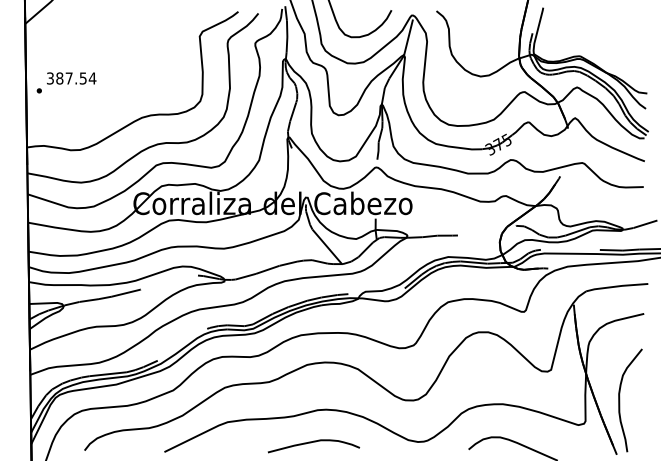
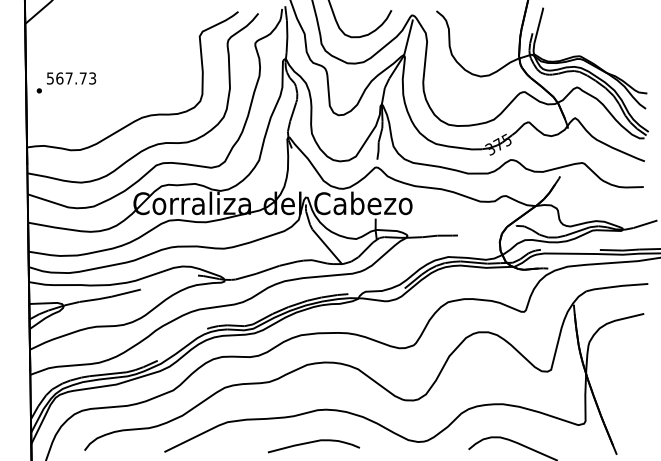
text: 387.54 -> 567.73 (71, 78)
curve: present -> none (620, 400)
